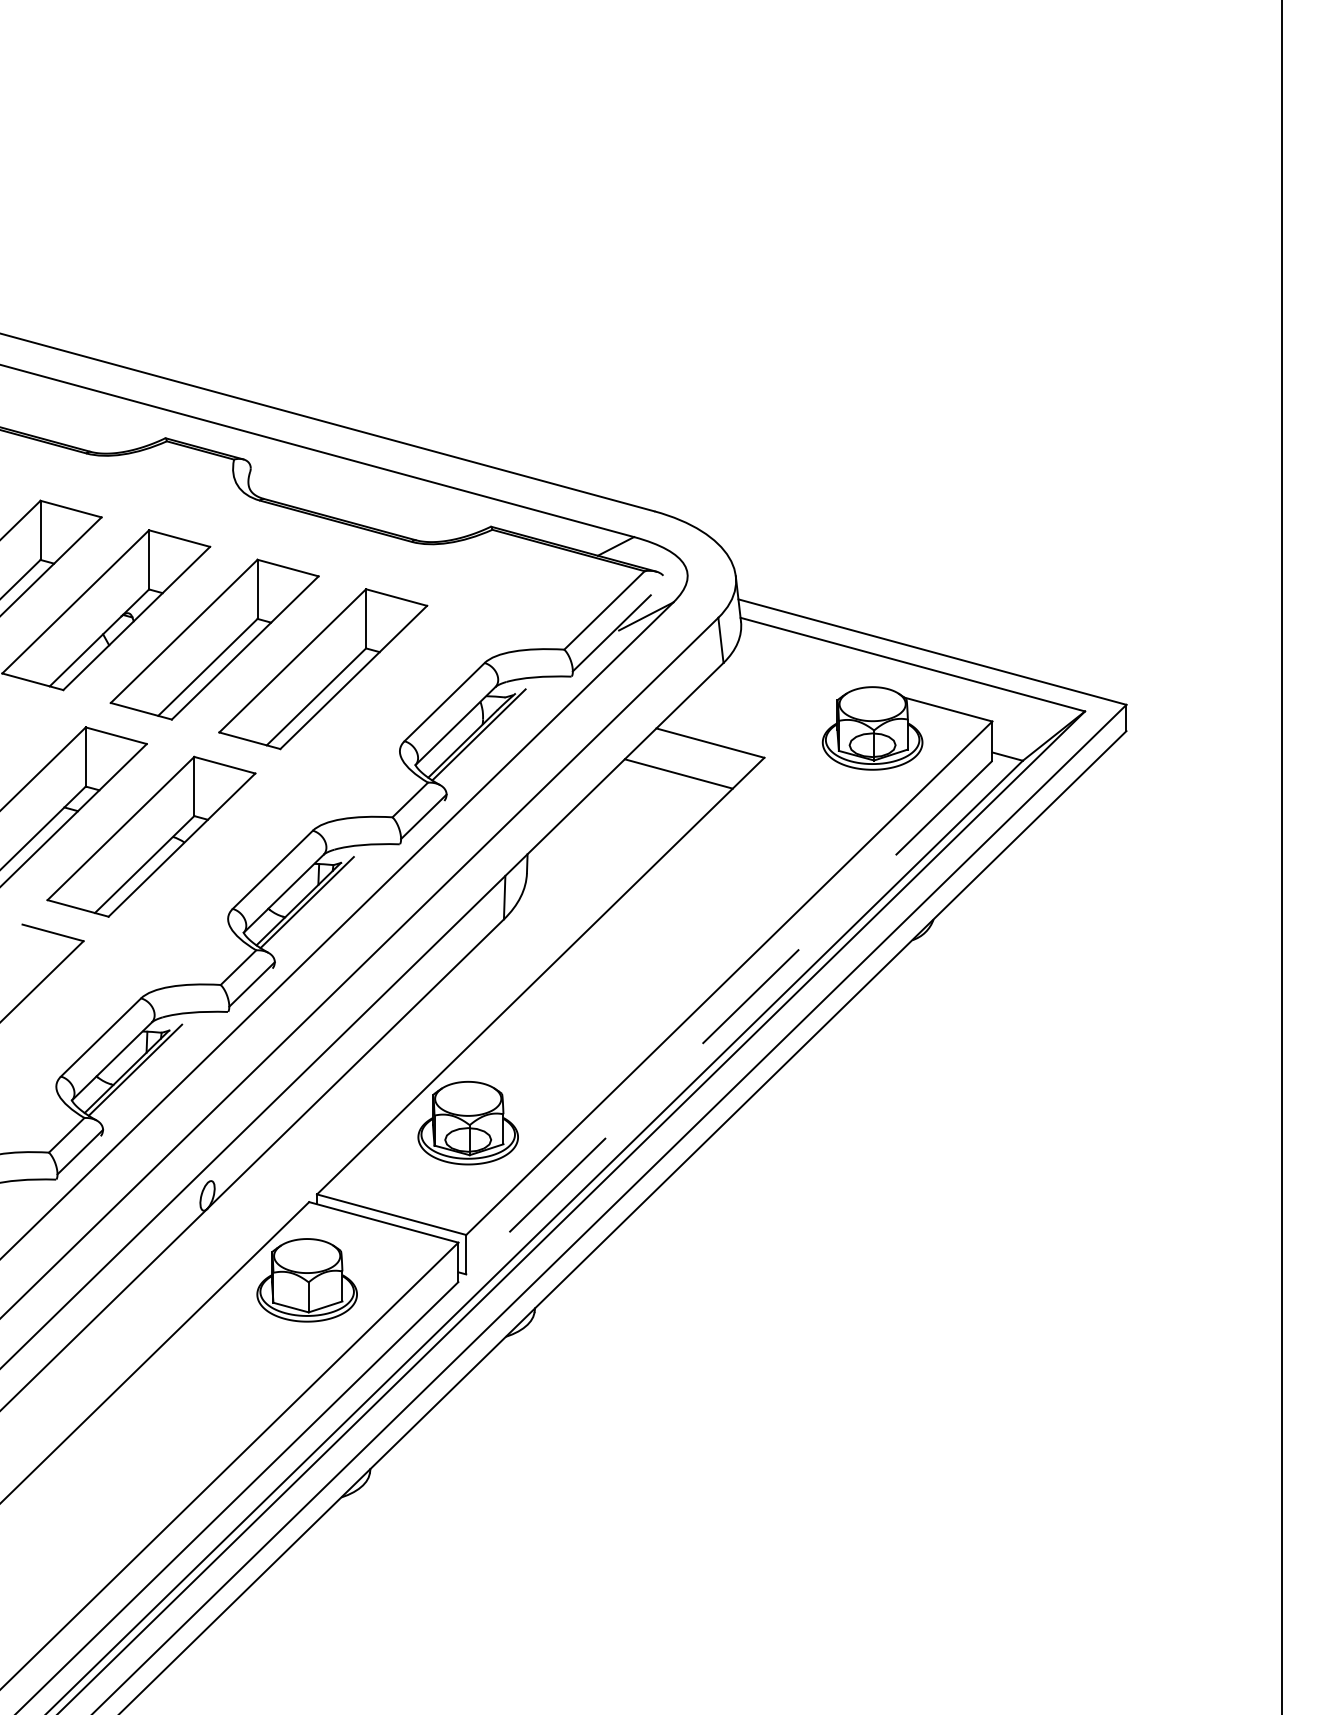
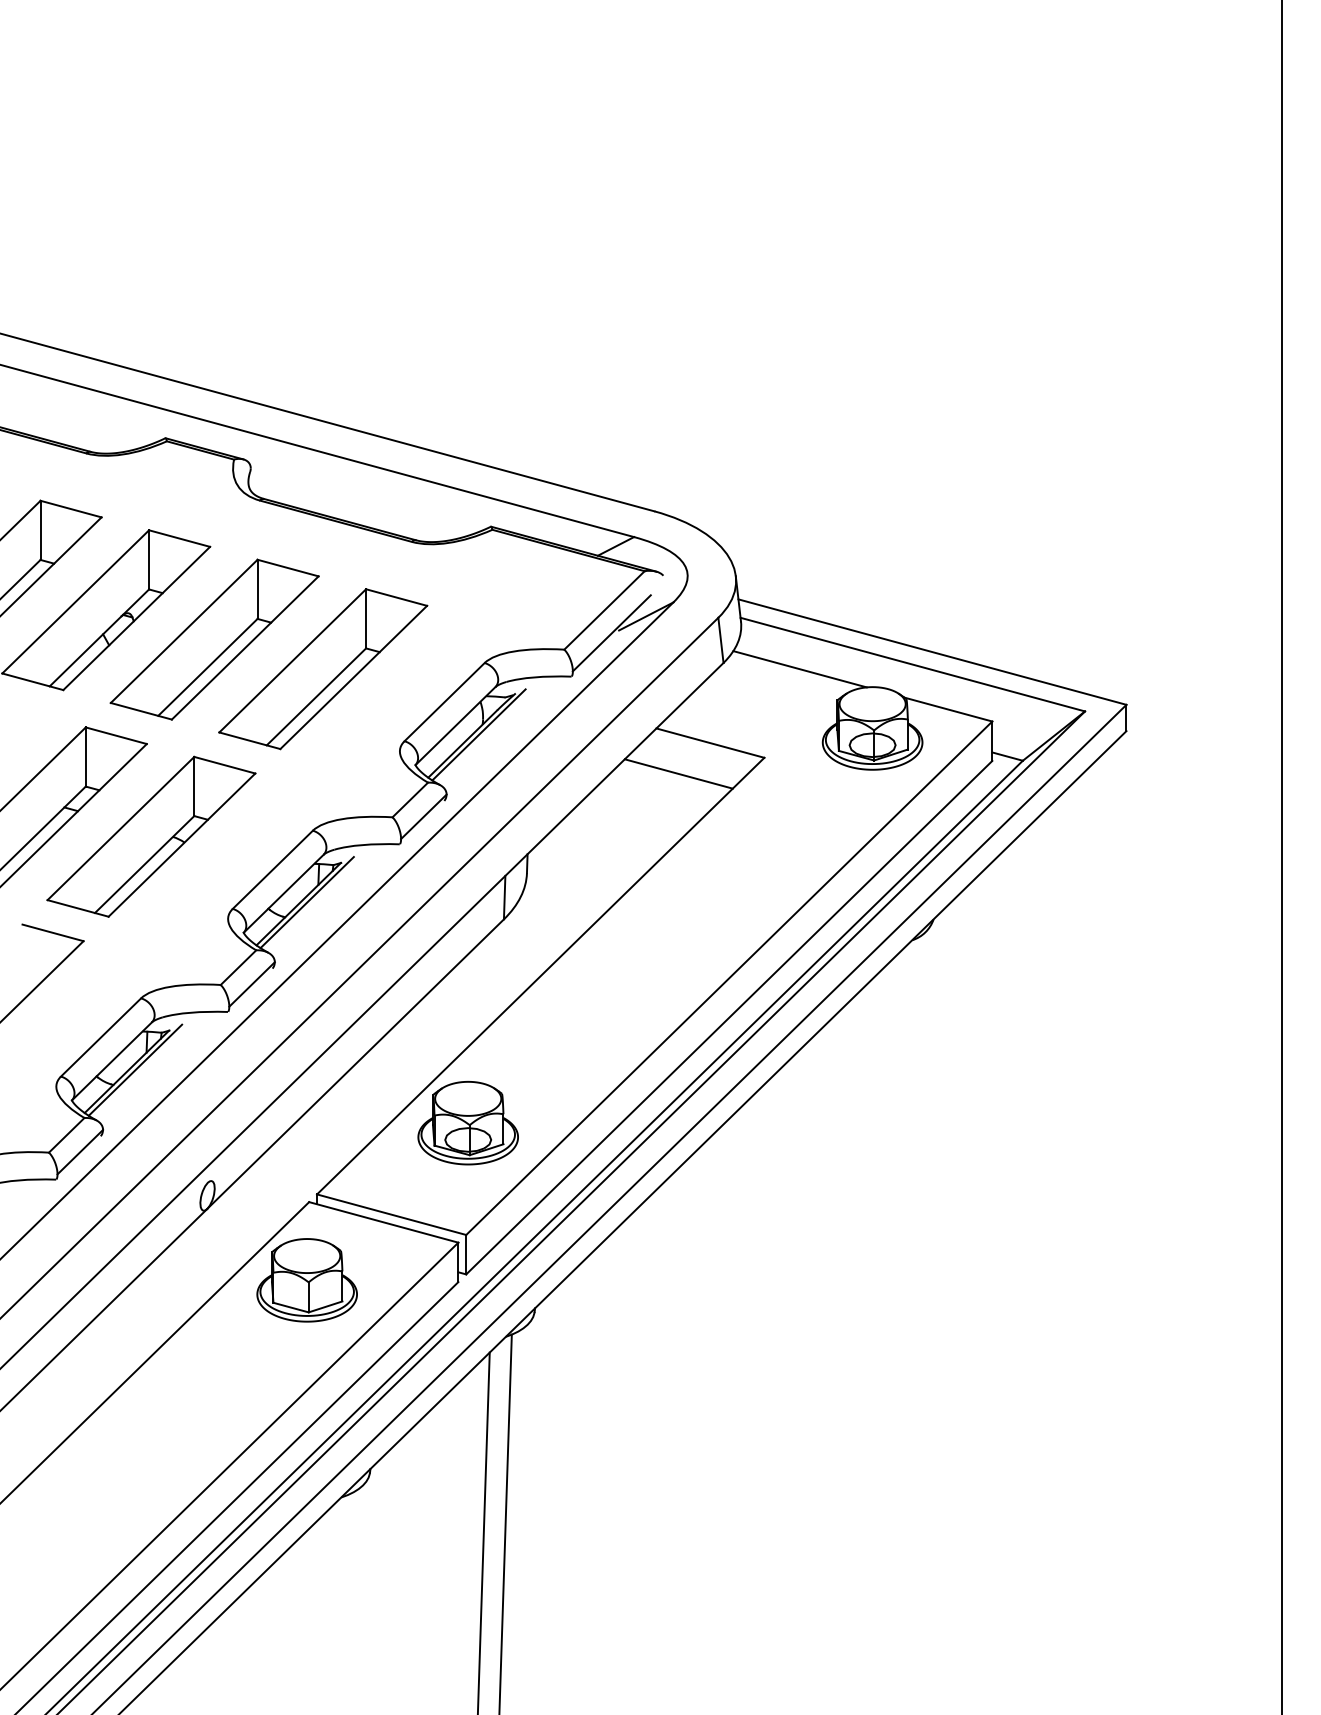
line: none -> present (799, 669)
line: dashed -> solid (729, 1017)
line: none -> present (505, 1522)
line: none -> present (483, 1531)
